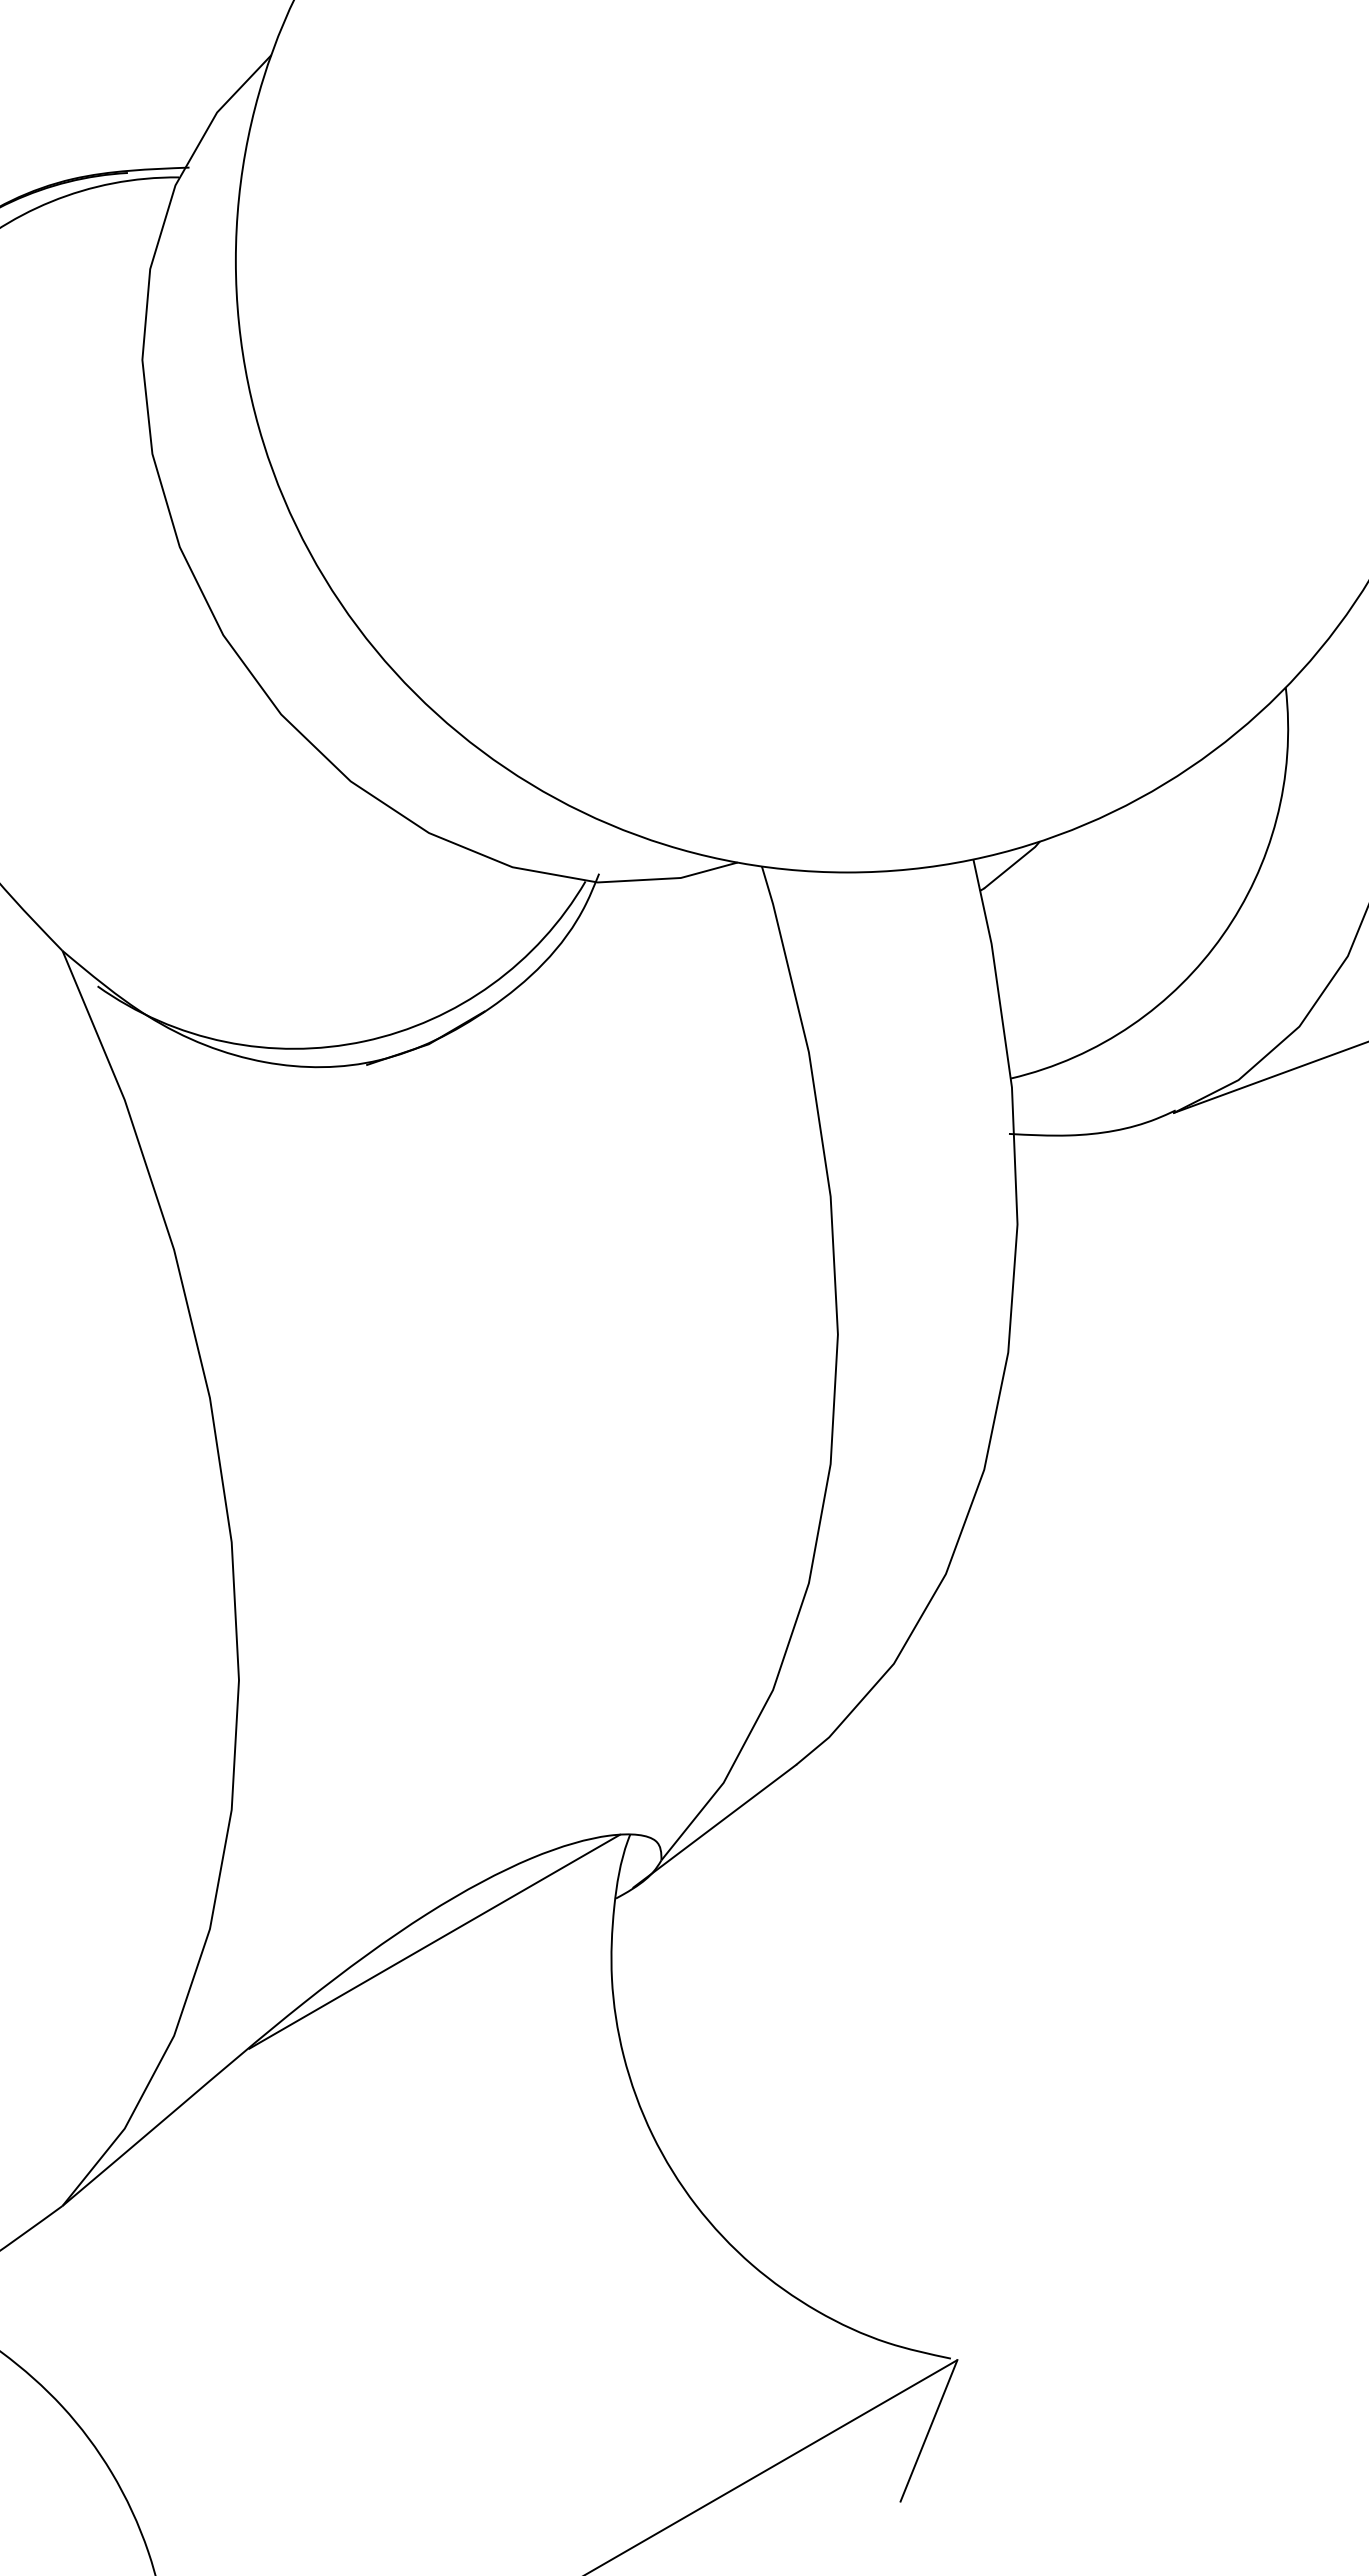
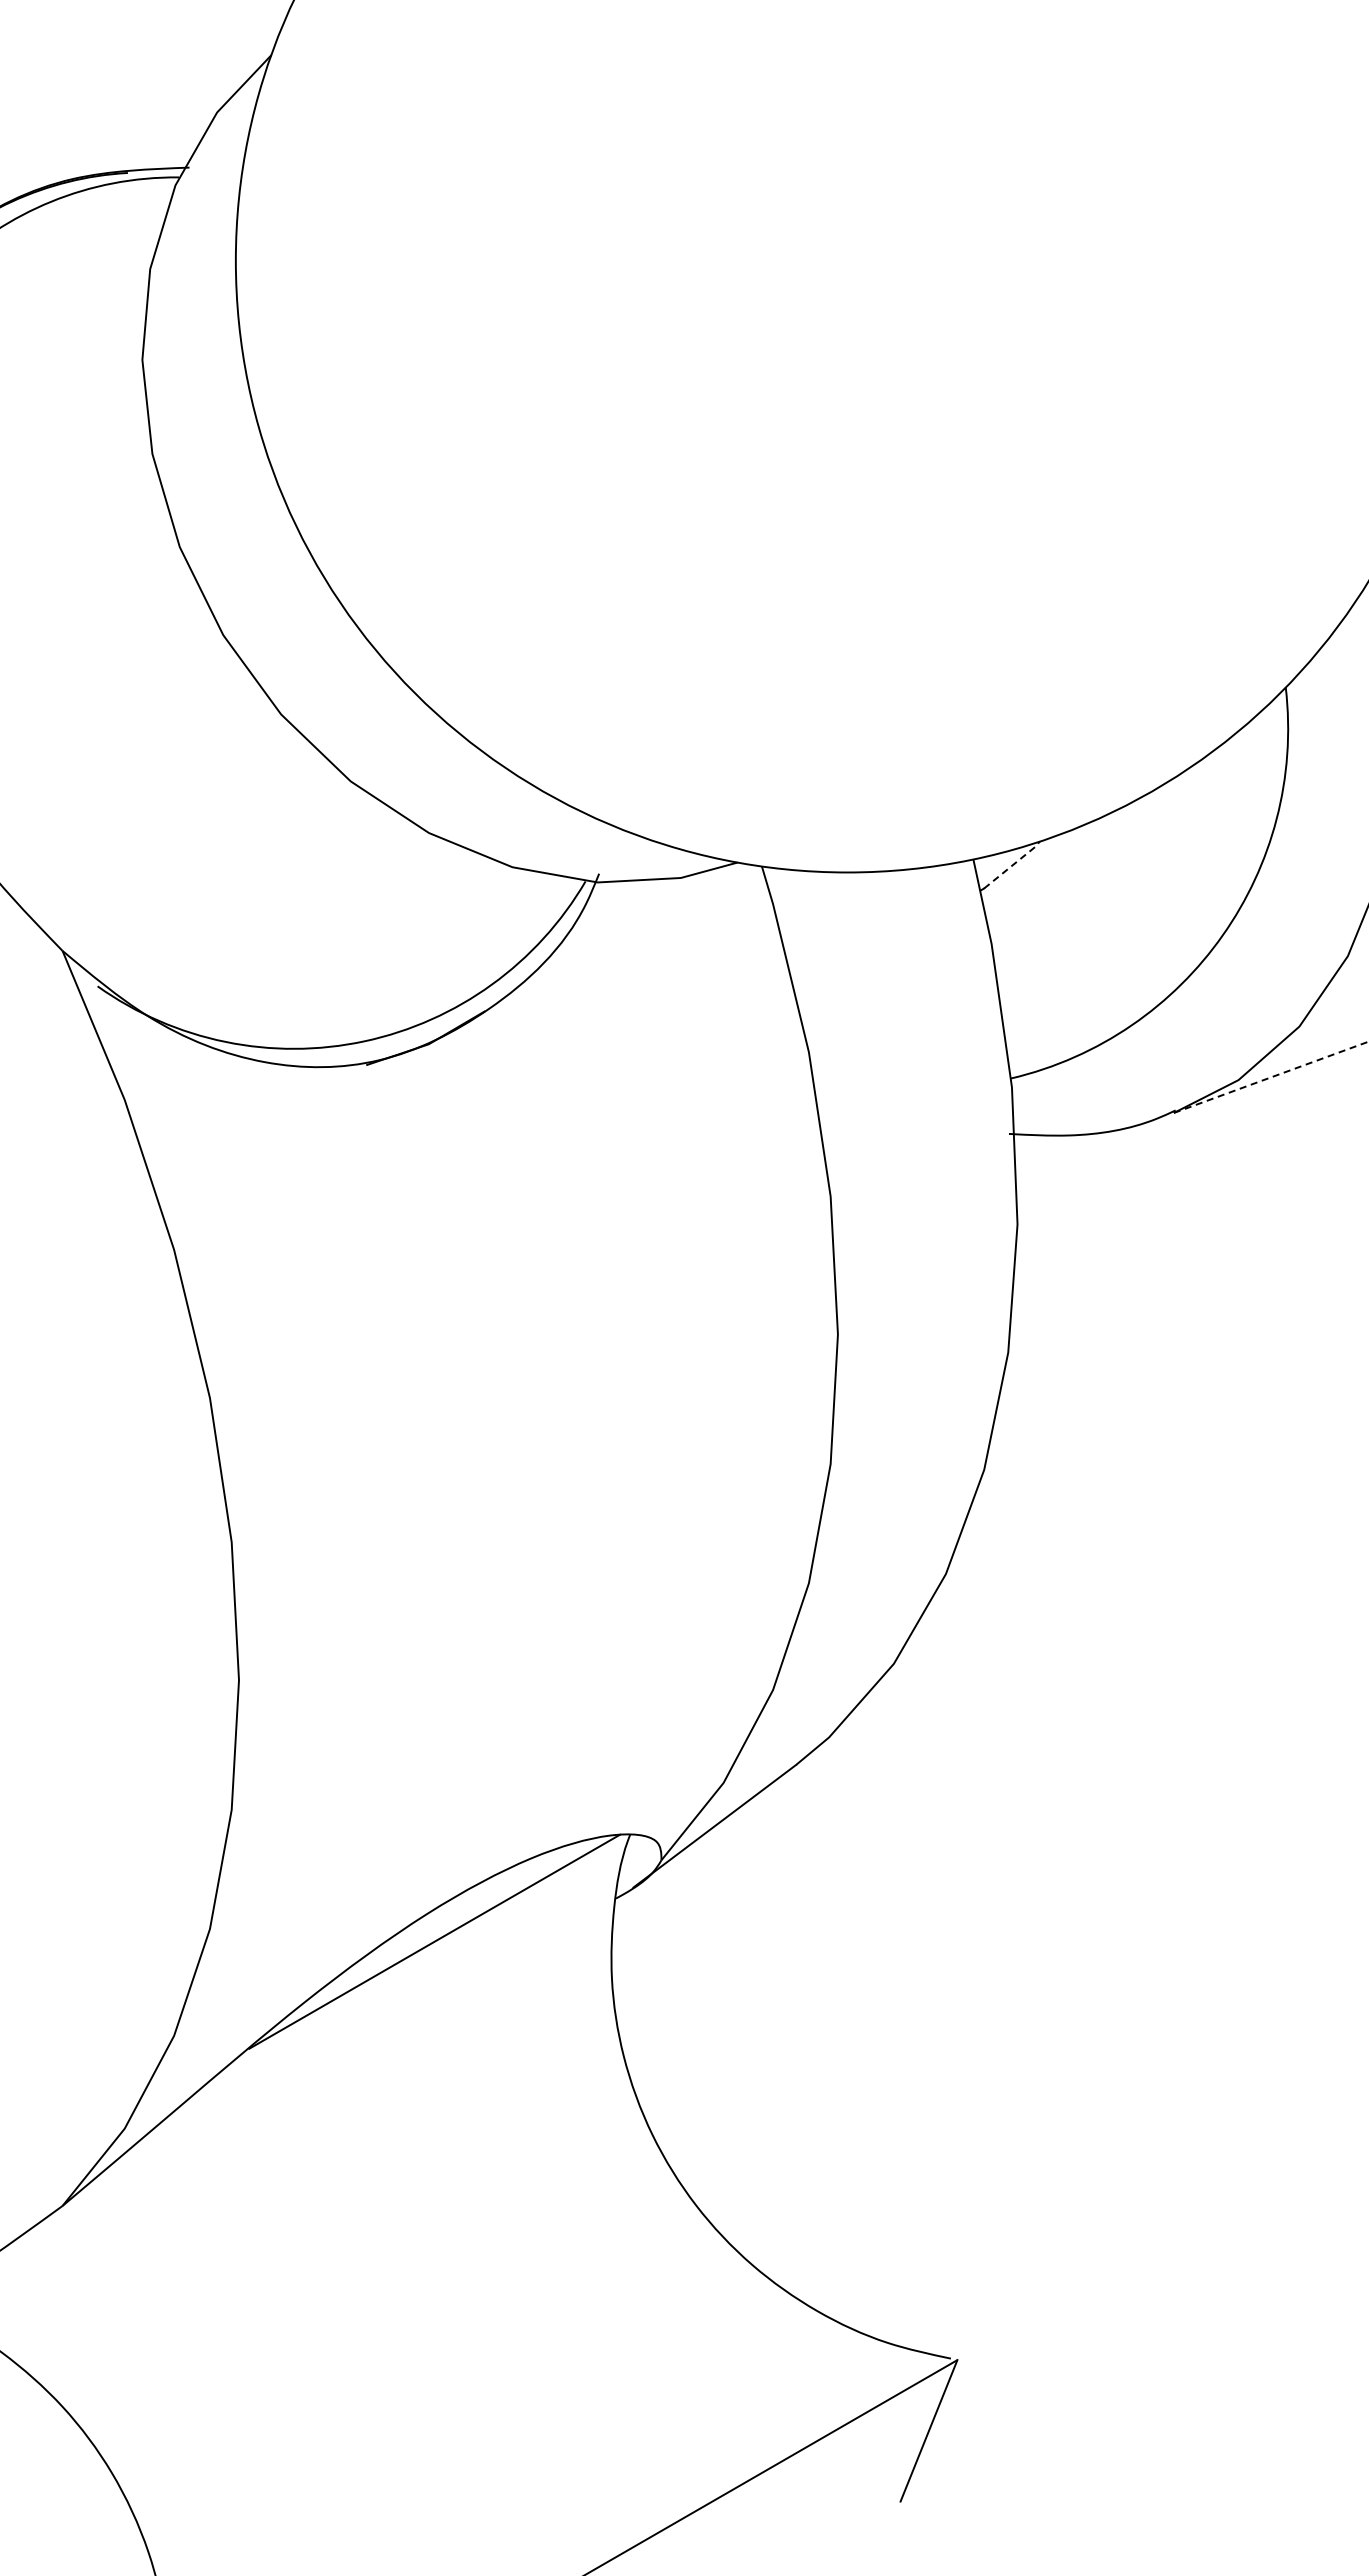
line: solid -> dashed (1013, 864)
line: solid -> dashed (1271, 1077)
